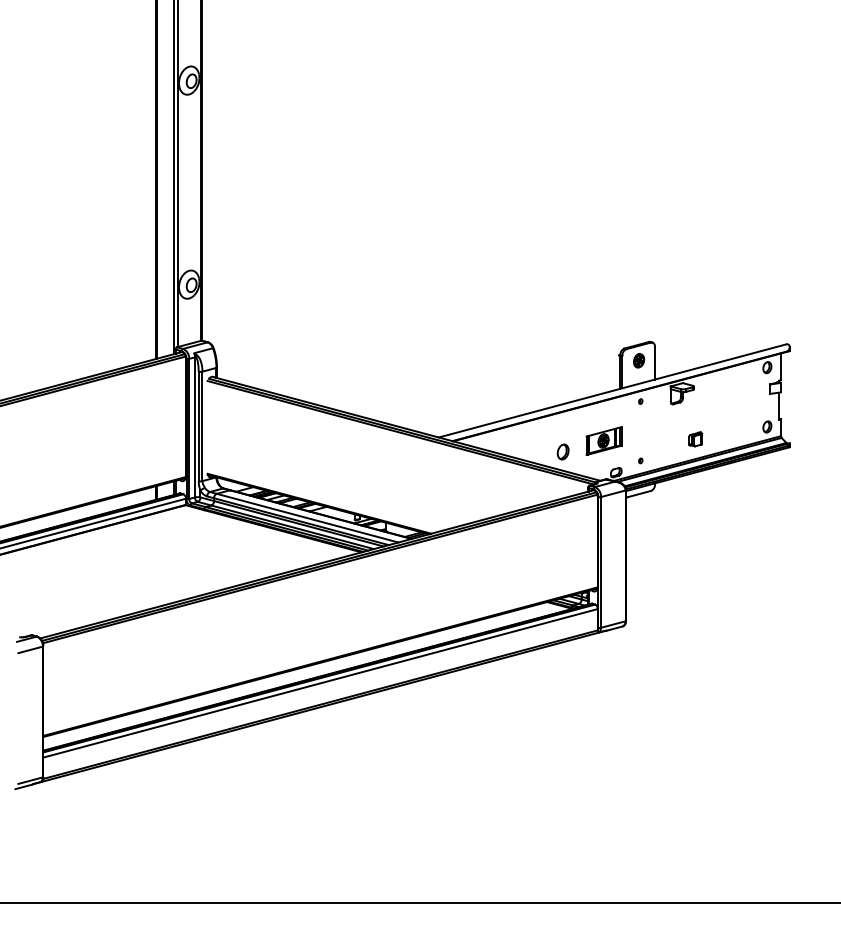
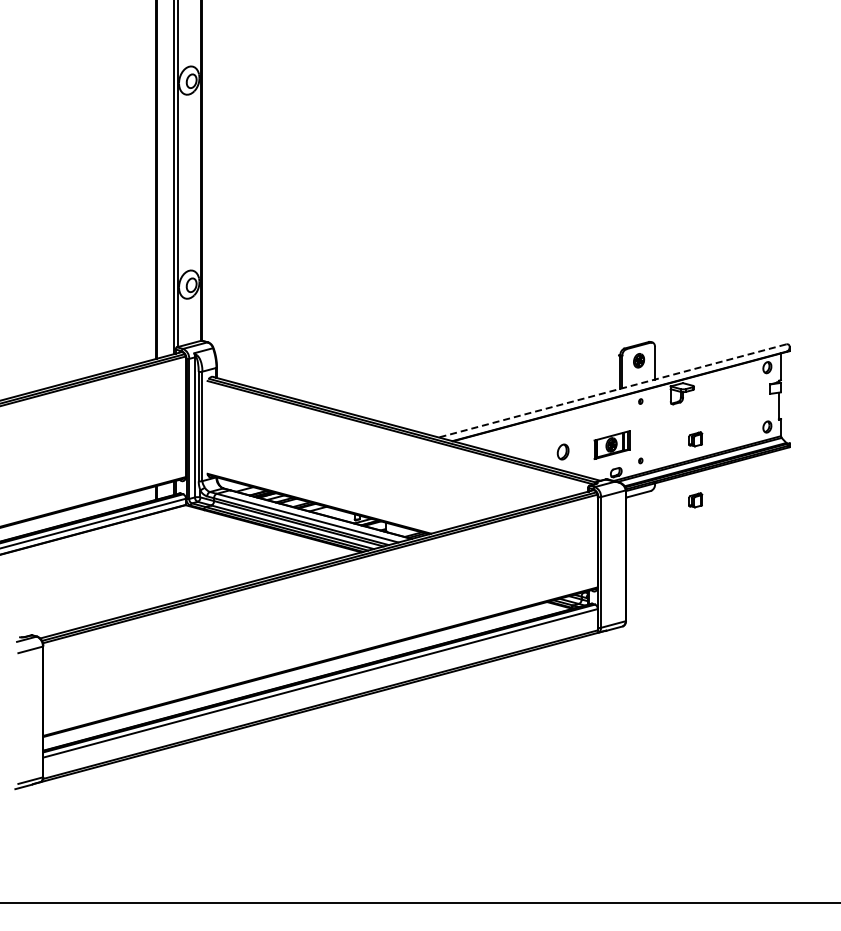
line: solid -> dashed (612, 390)
part position: (603, 440) -> (611, 444) (611, 444)
part: none -> present (695, 500)
